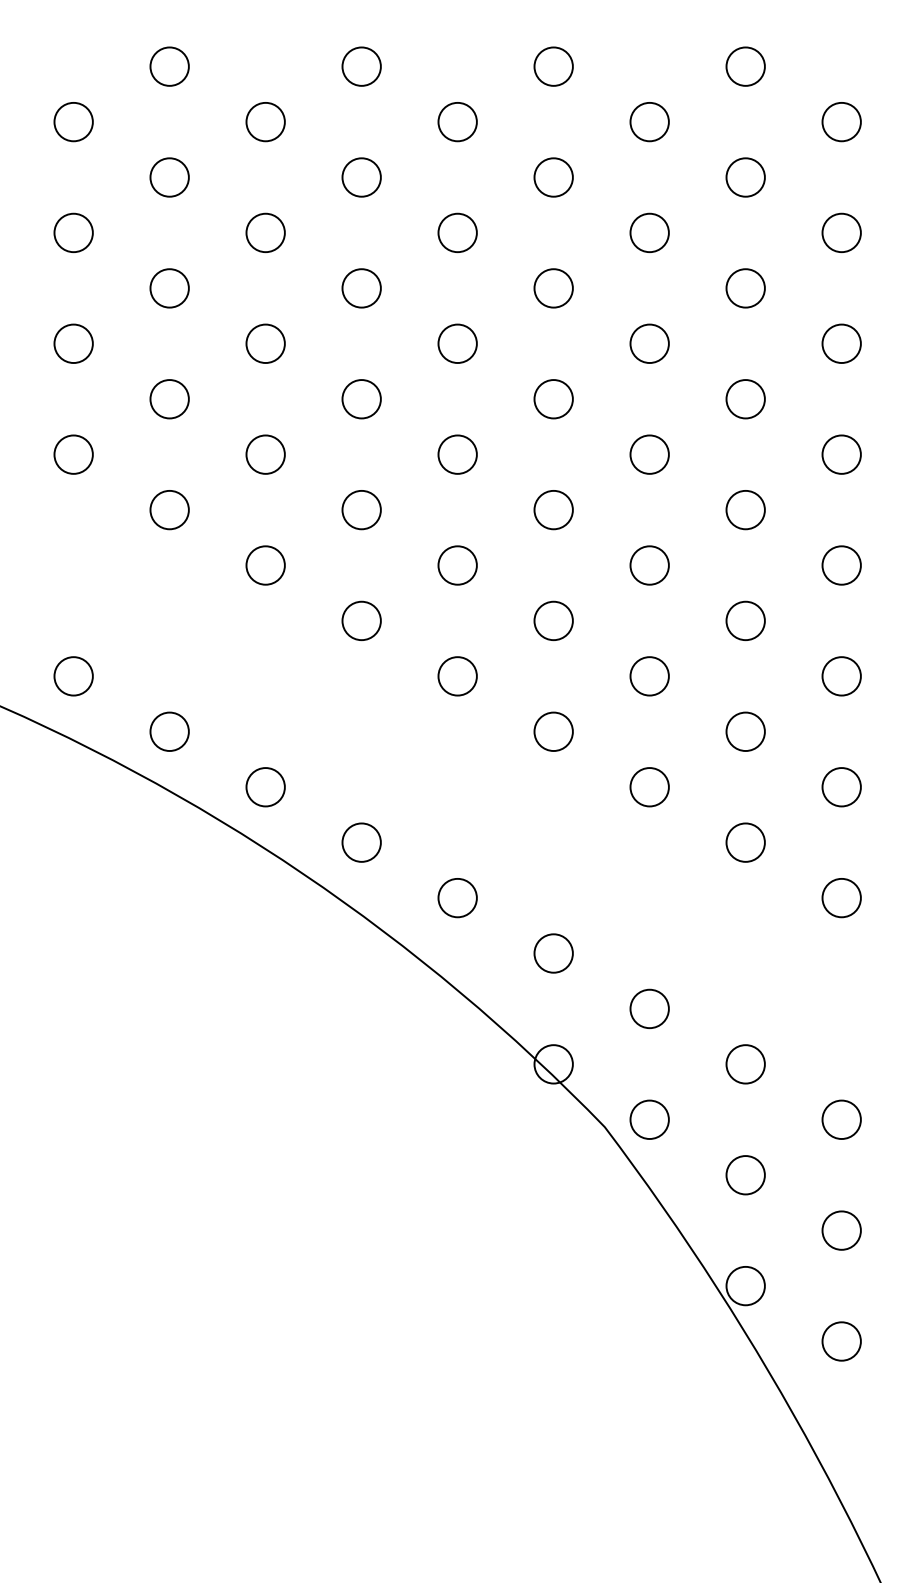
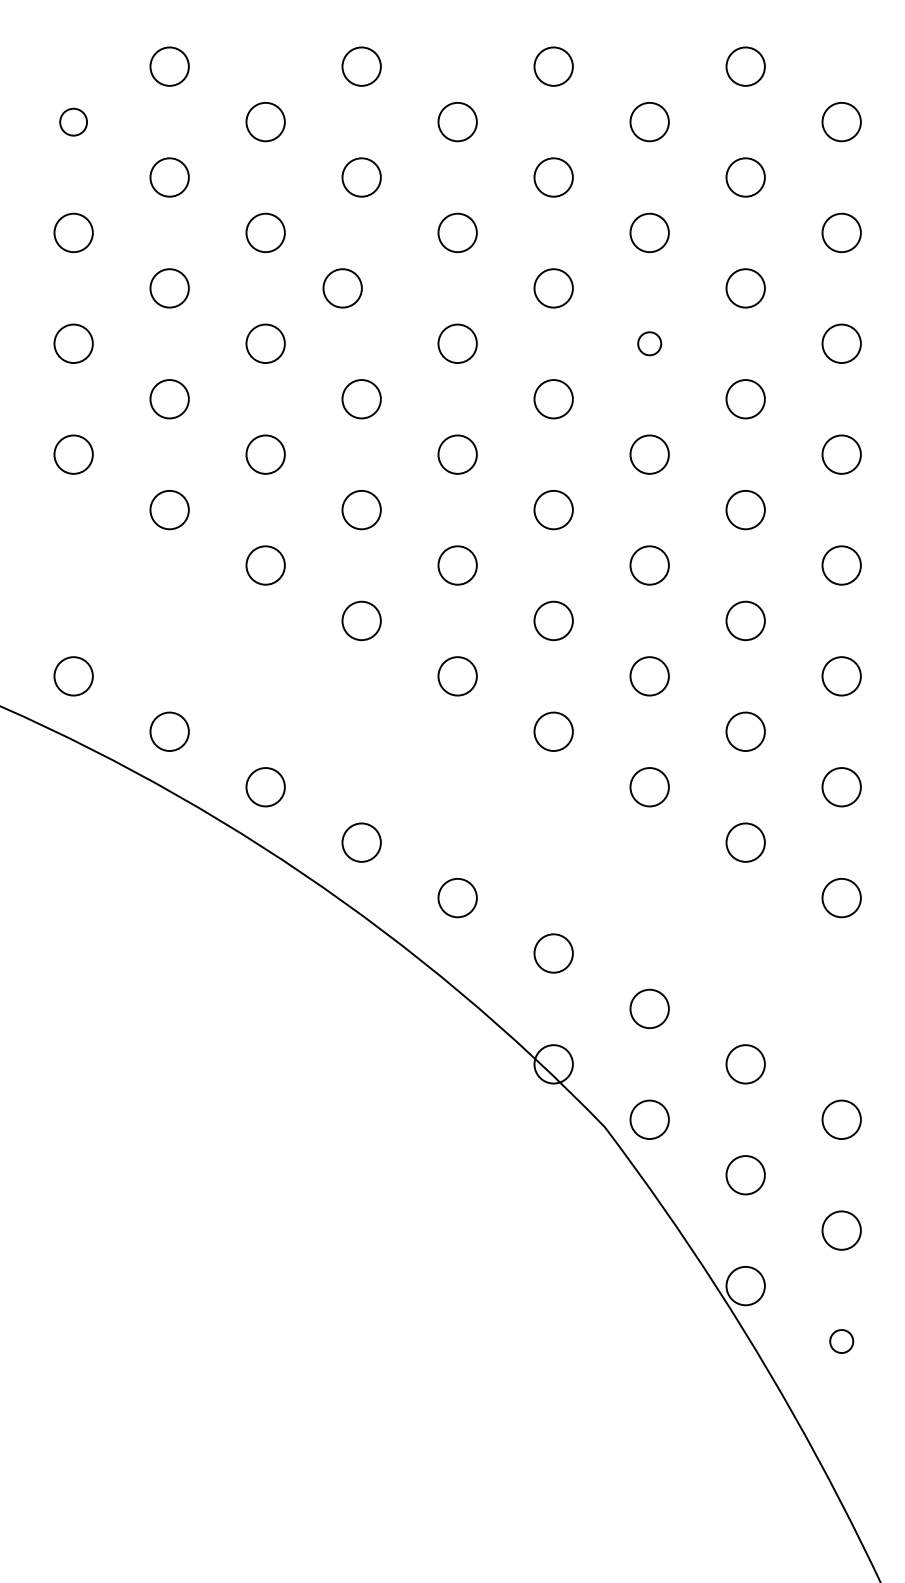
circle size: 41x41 px -> 29x30 px (73, 121)
circle position: (361, 288) -> (342, 288) (342, 288)
circle diameter: 38 px -> 23 px (649, 343)
circle diameter: 38 px -> 23 px (841, 1341)
